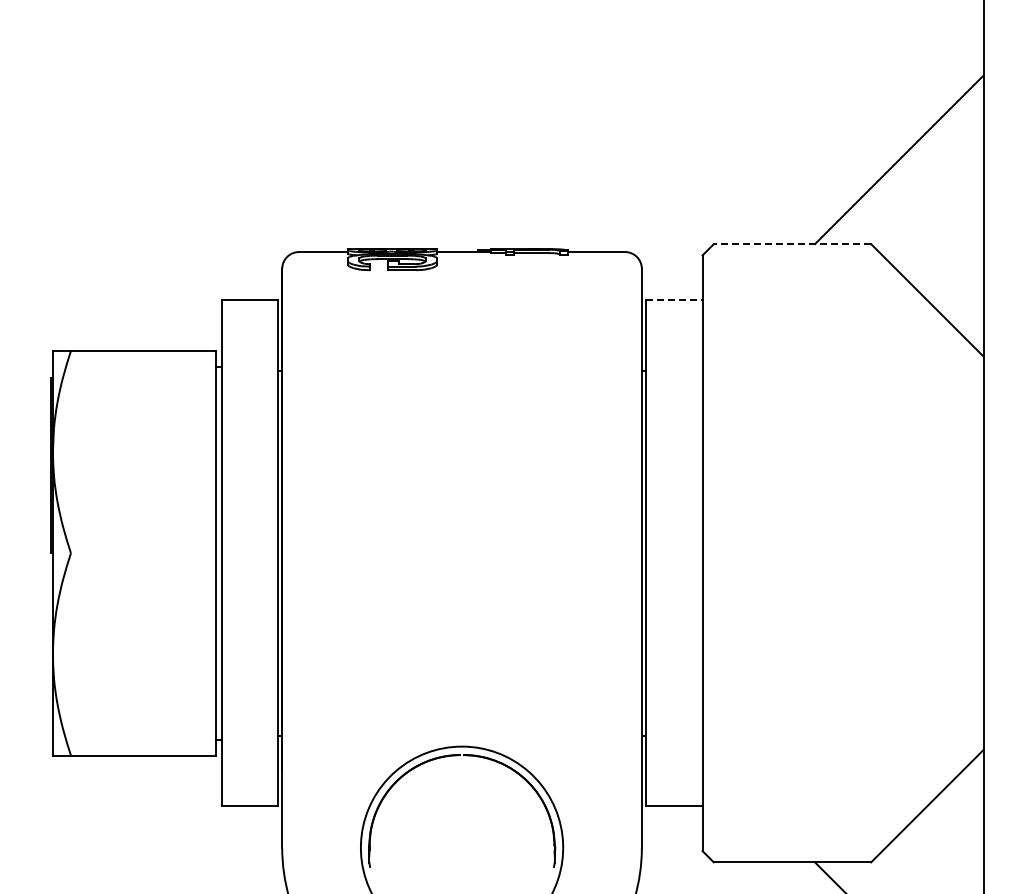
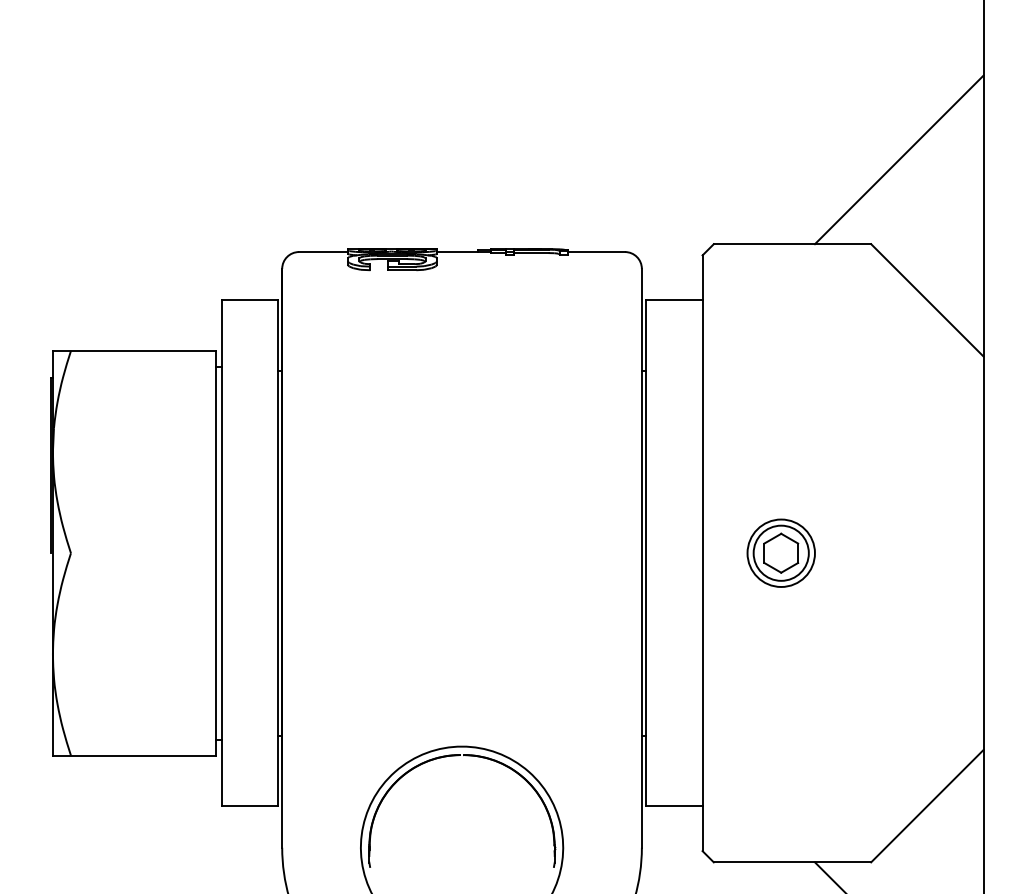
line: dashed -> solid (792, 244)
line: dashed -> solid (674, 300)
part: none -> present (780, 552)
